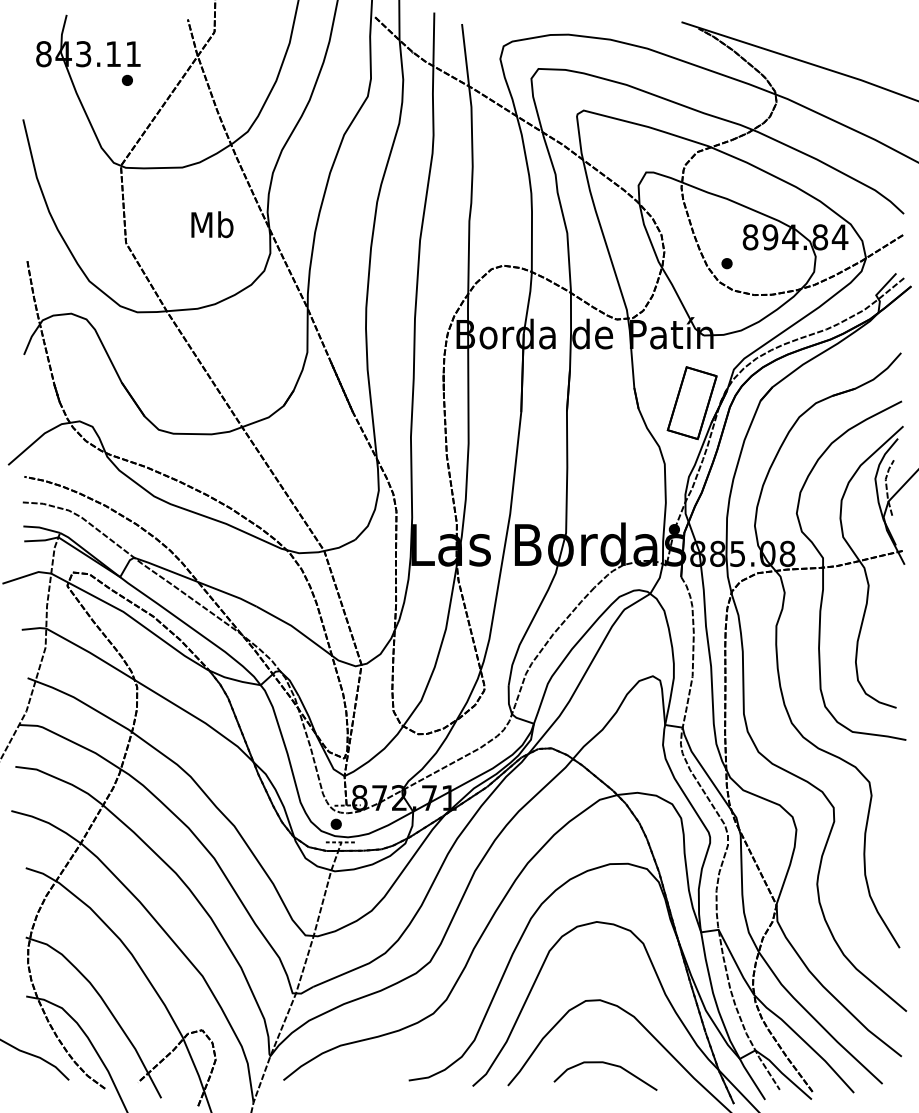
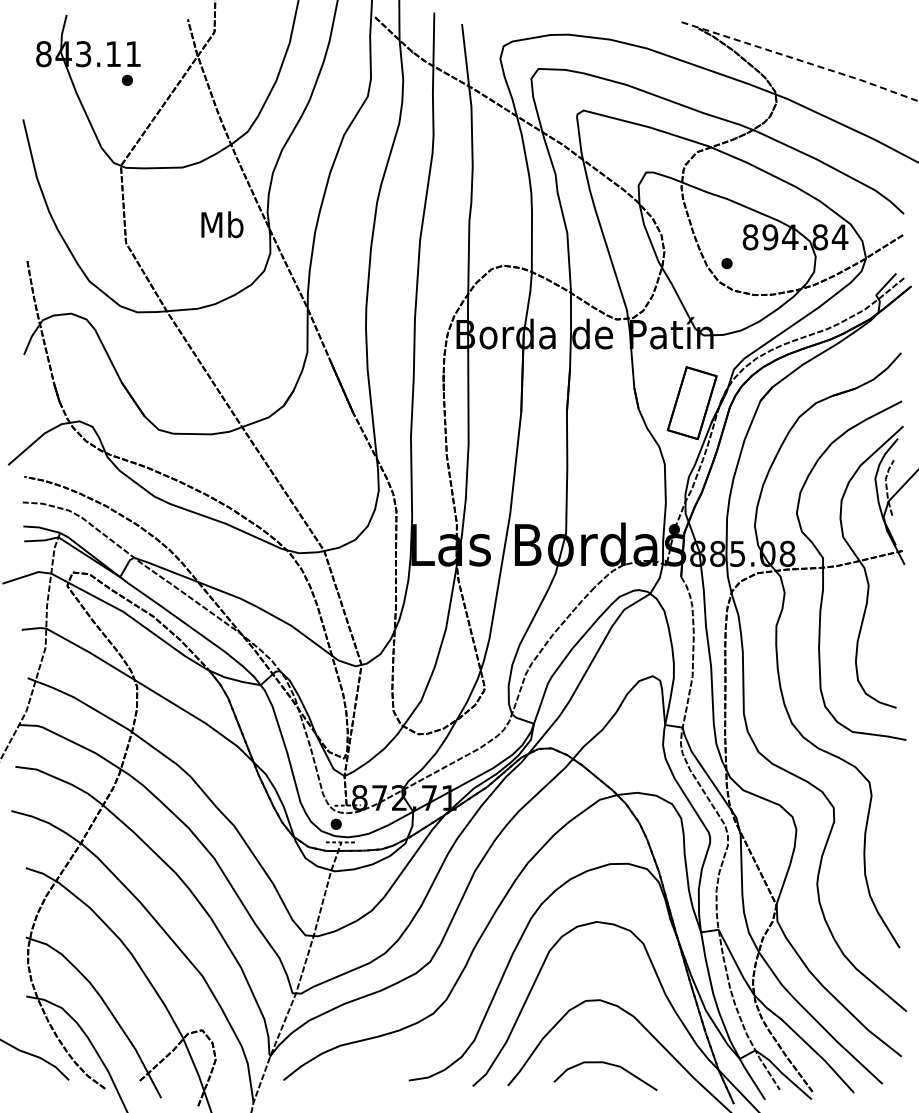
line: solid -> dashed (801, 60)
text position: (212, 224) -> (222, 224) (222, 224)
